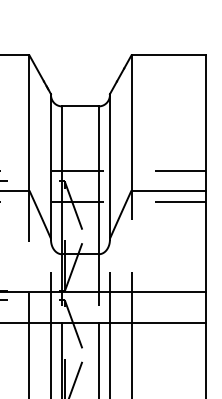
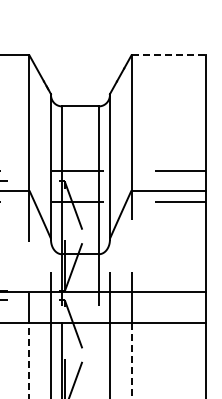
line: solid -> dashed (169, 55)
line: present -> none (98, 359)
line: solid -> dashed (29, 360)
line: solid -> dashed (131, 361)
